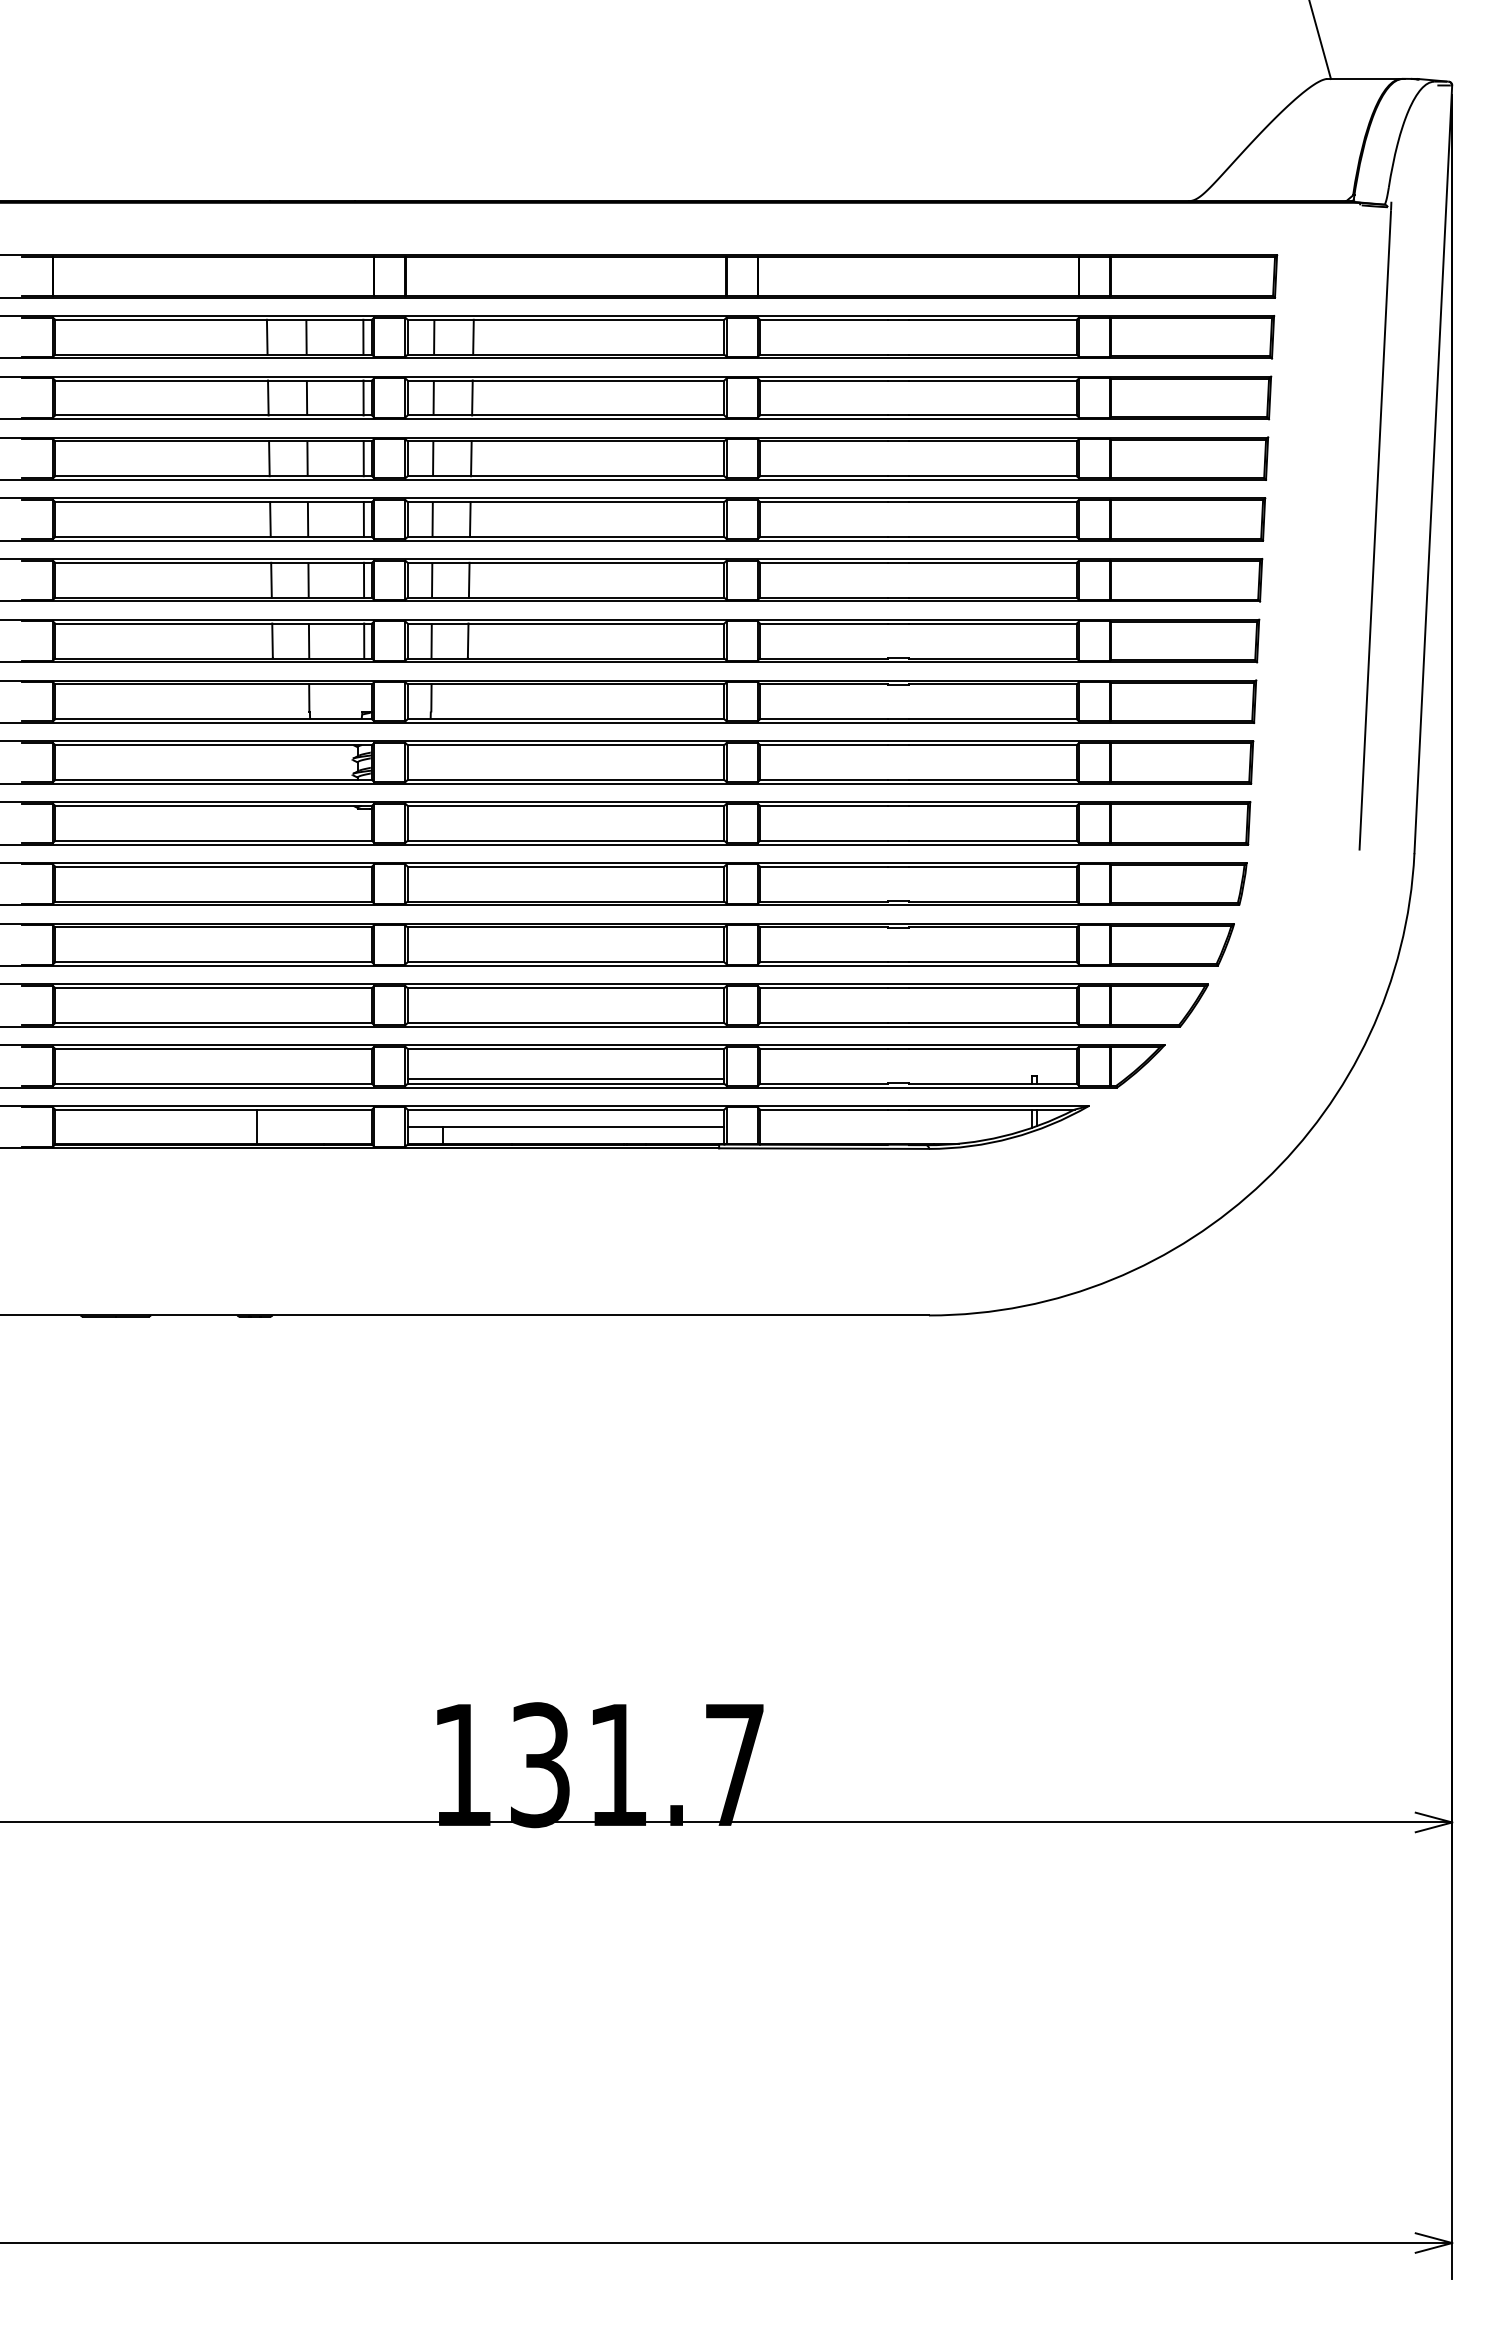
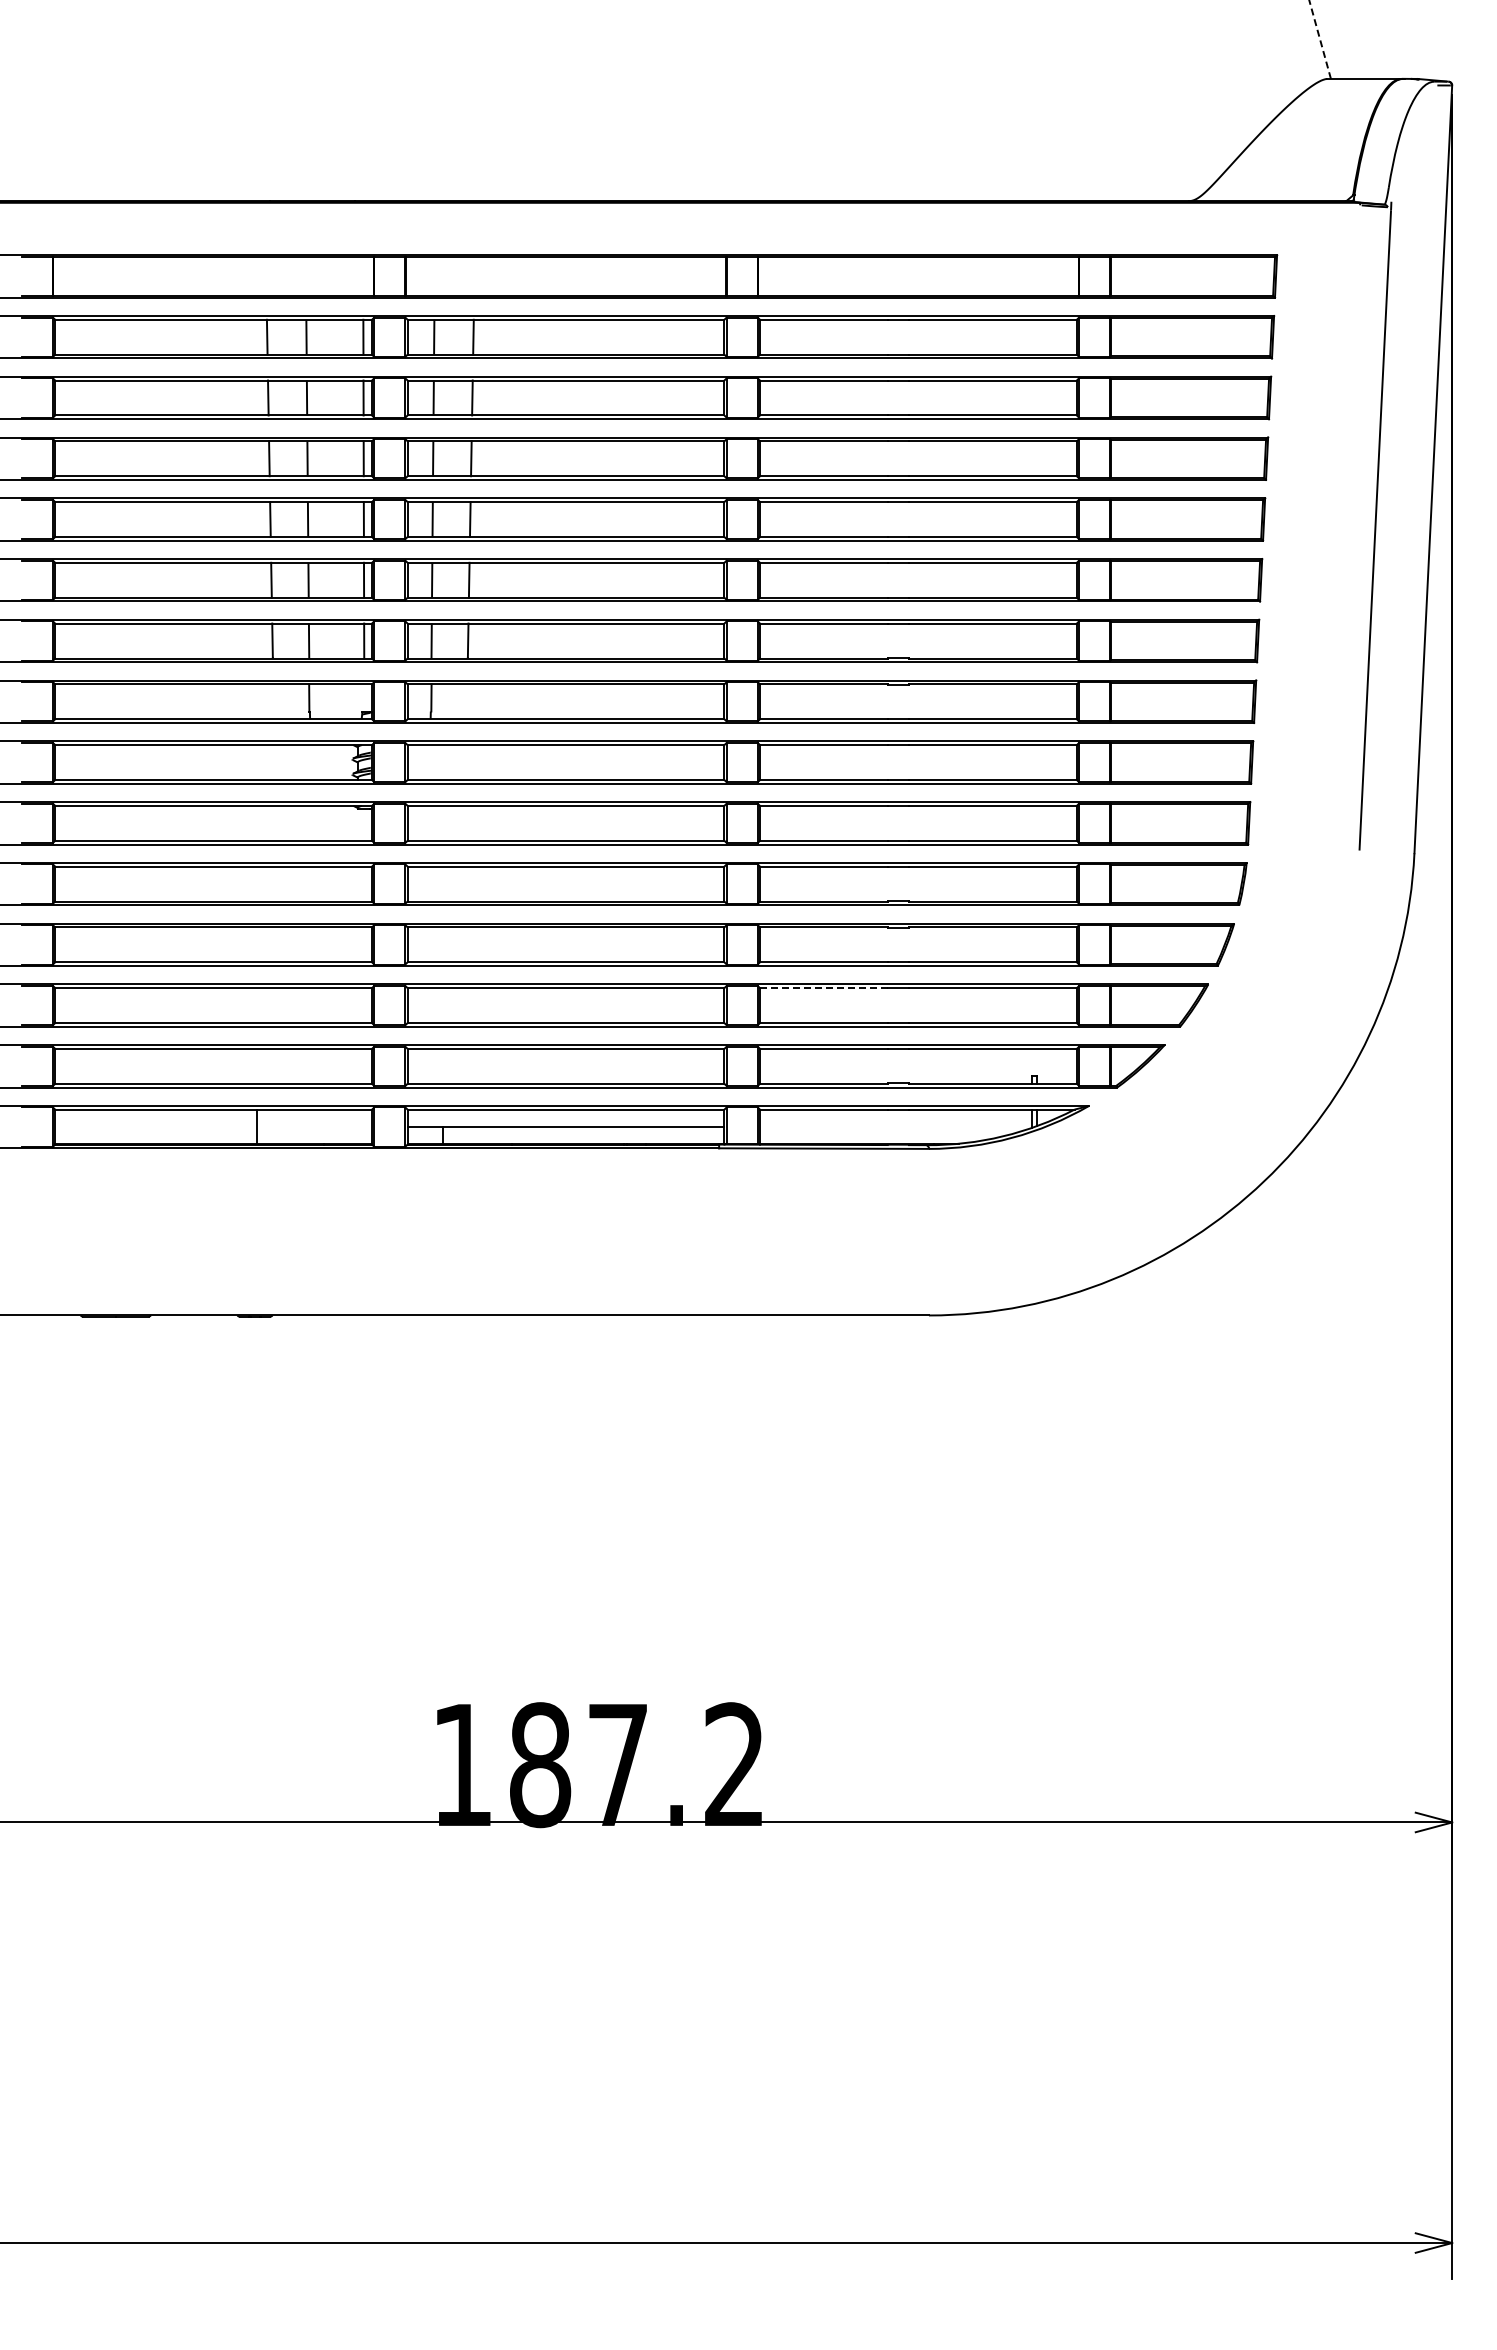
line: solid -> dashed (1320, 39)
line: solid -> dashed (823, 988)
line: present -> none (565, 1078)
text: 131.7 -> 187.2 (636, 1765)
